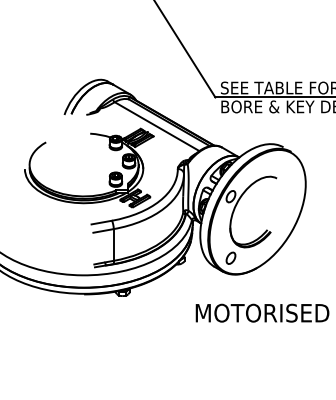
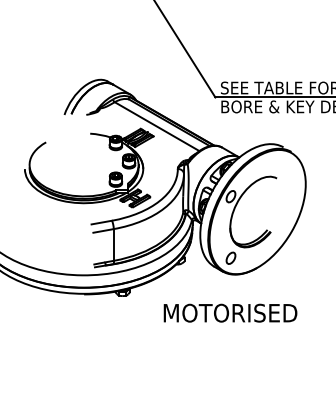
text position: (262, 312) -> (230, 312) (230, 312)
